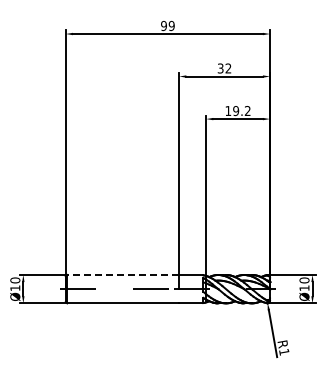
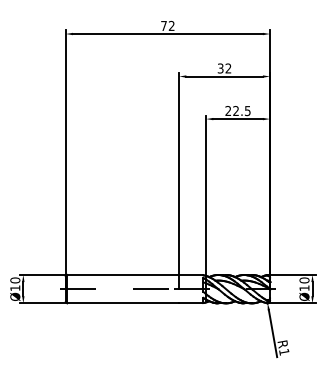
text: 99 -> 72 (167, 26)
text: 19.2 -> 22.5 (237, 111)
line: dashed -> solid (123, 275)
